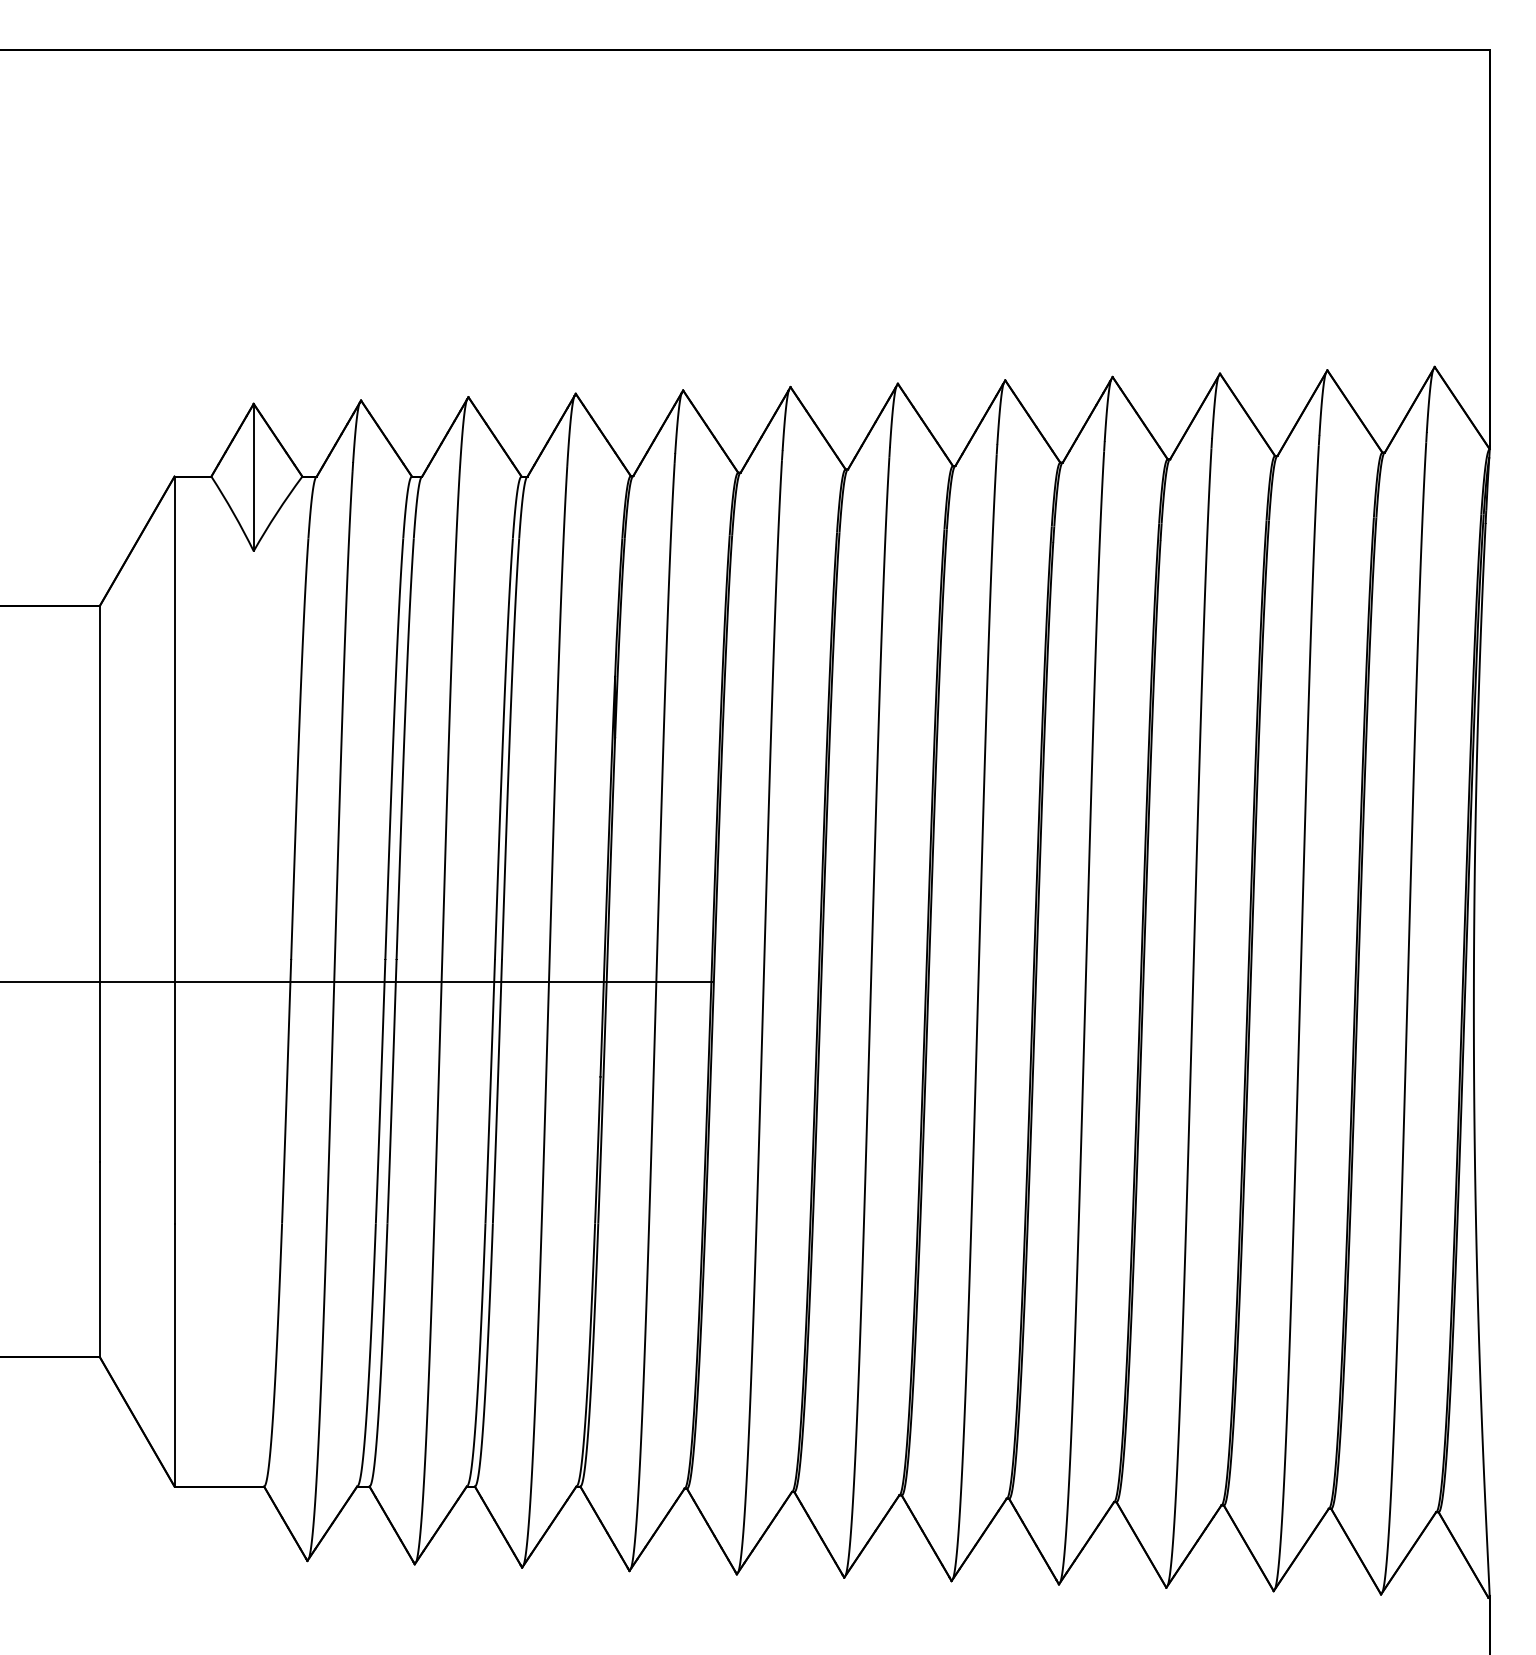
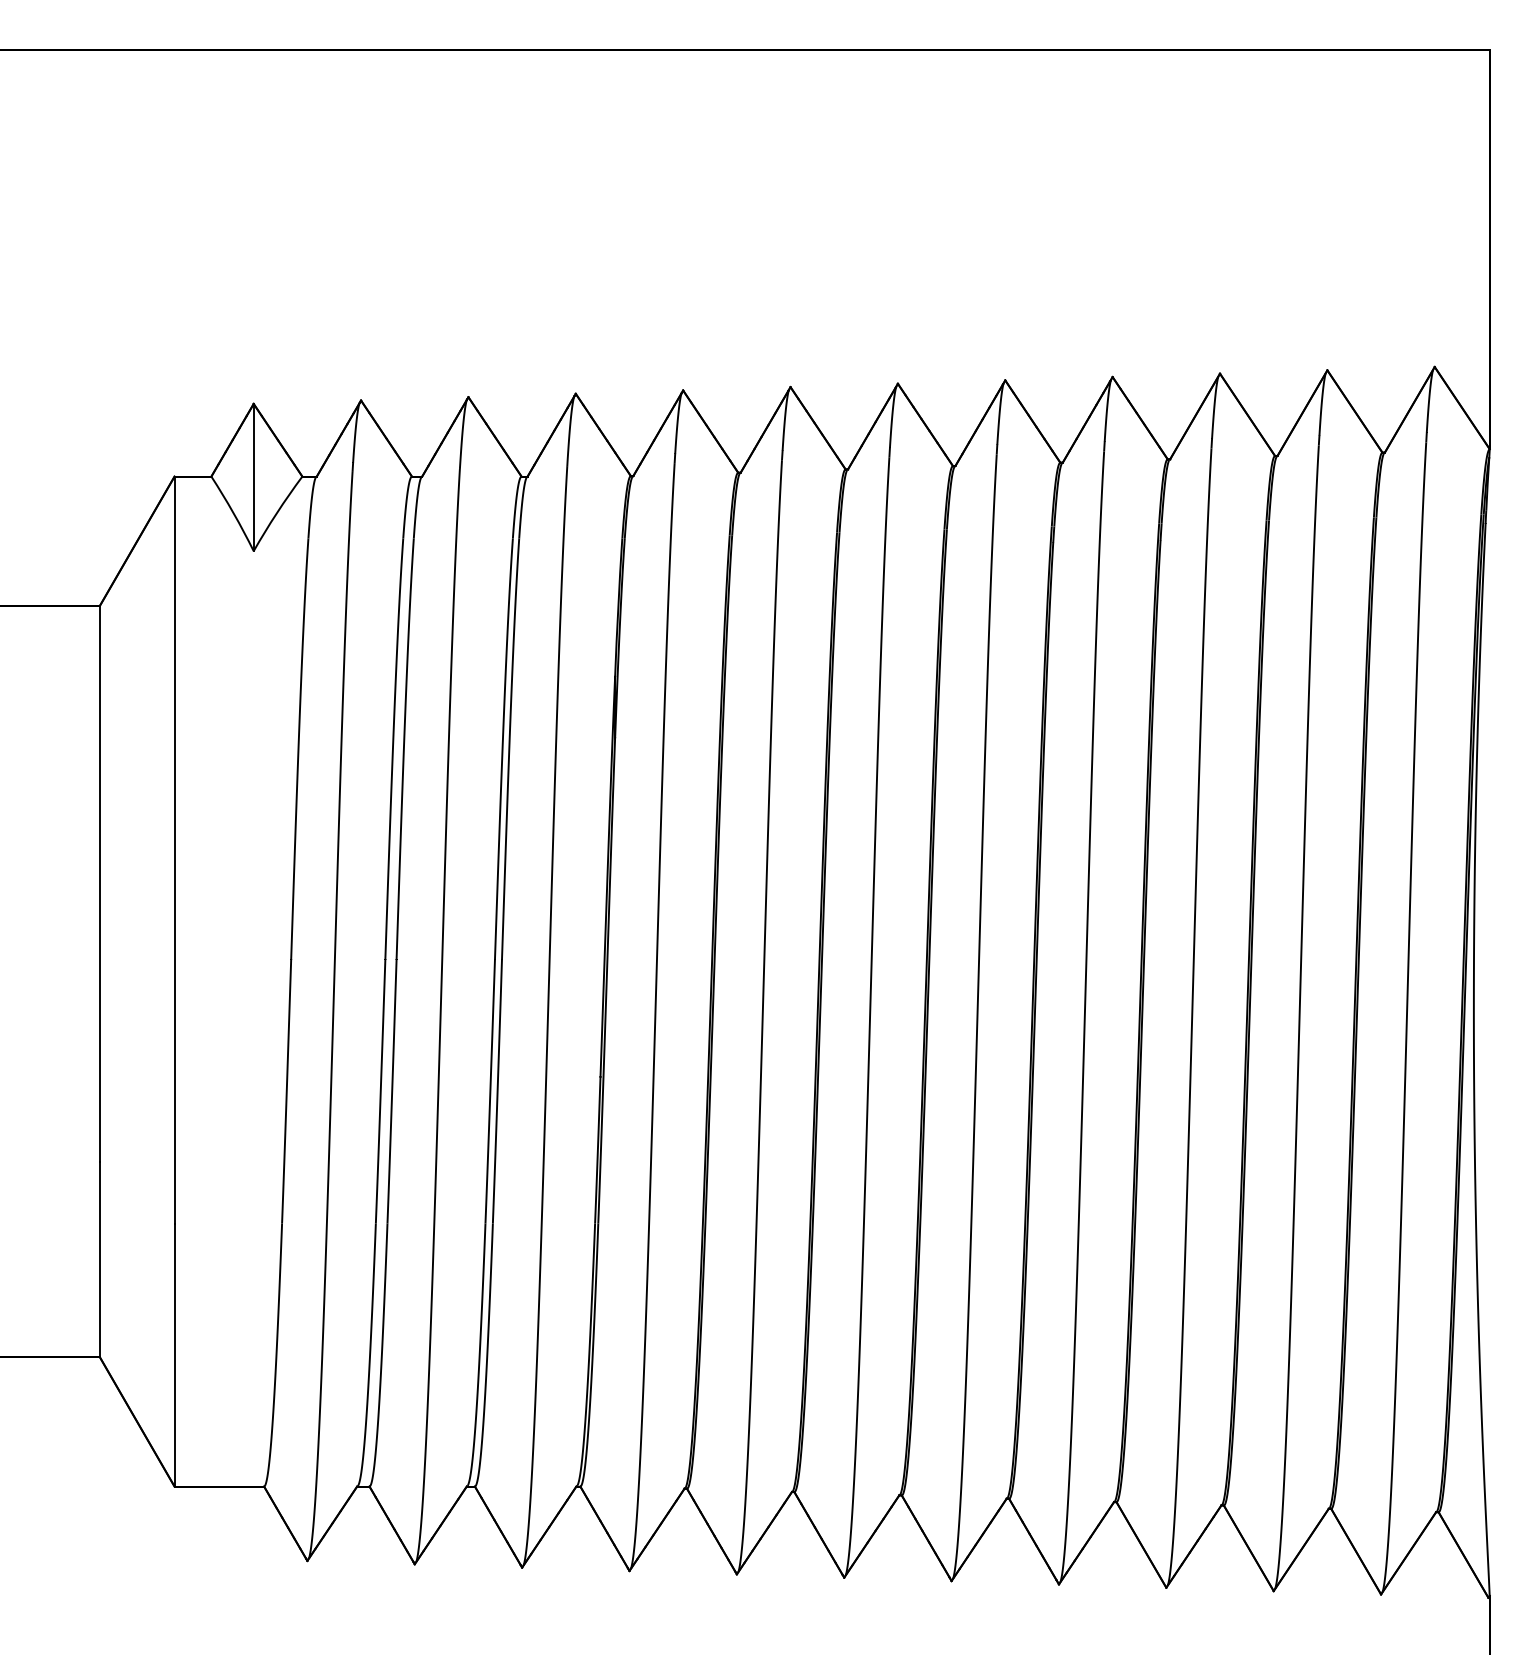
line: present -> none (357, 981)
